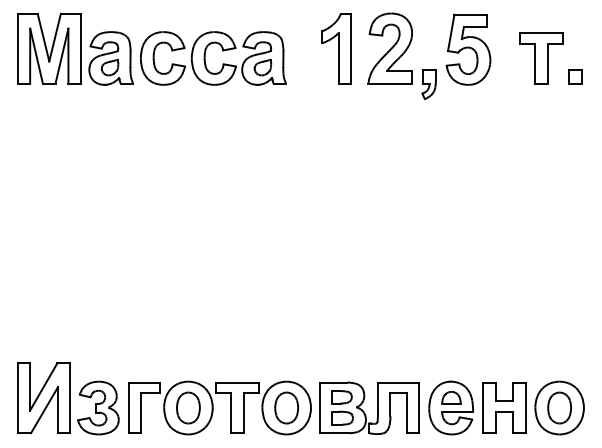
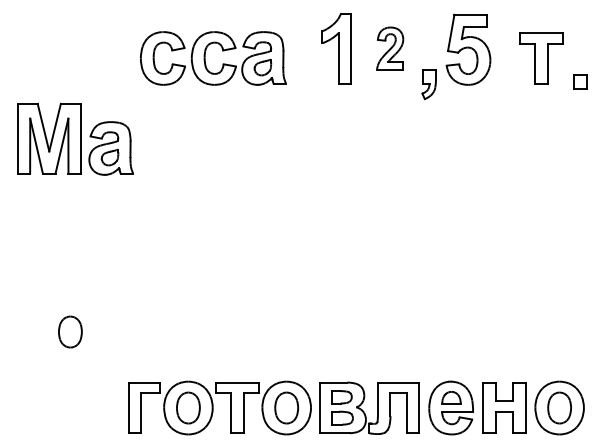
part position: (75, 48) -> (75, 138) (75, 138)
part size: 46x73 px -> 29x45 px (390, 48)
part position: (575, 76) -> (580, 81) (580, 81)
part: none -> present (70, 331)
part: present -> none (68, 398)
